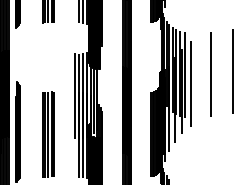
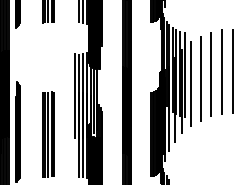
line: none -> present (221, 71)
line: none -> present (200, 78)
